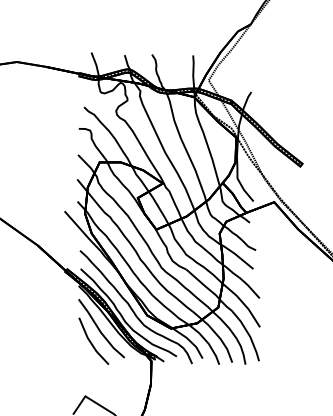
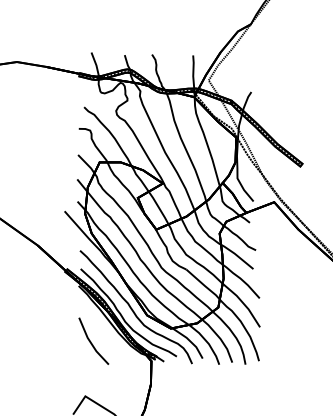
line: present -> none (100, 329)
